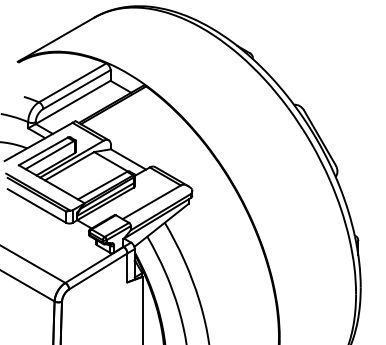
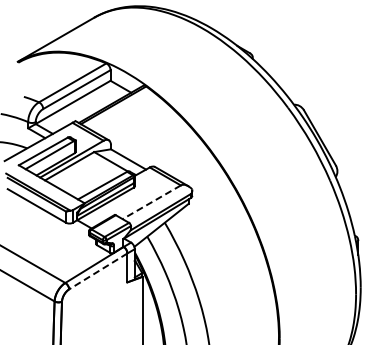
line: solid -> dashed (151, 202)
line: solid -> dashed (97, 271)
